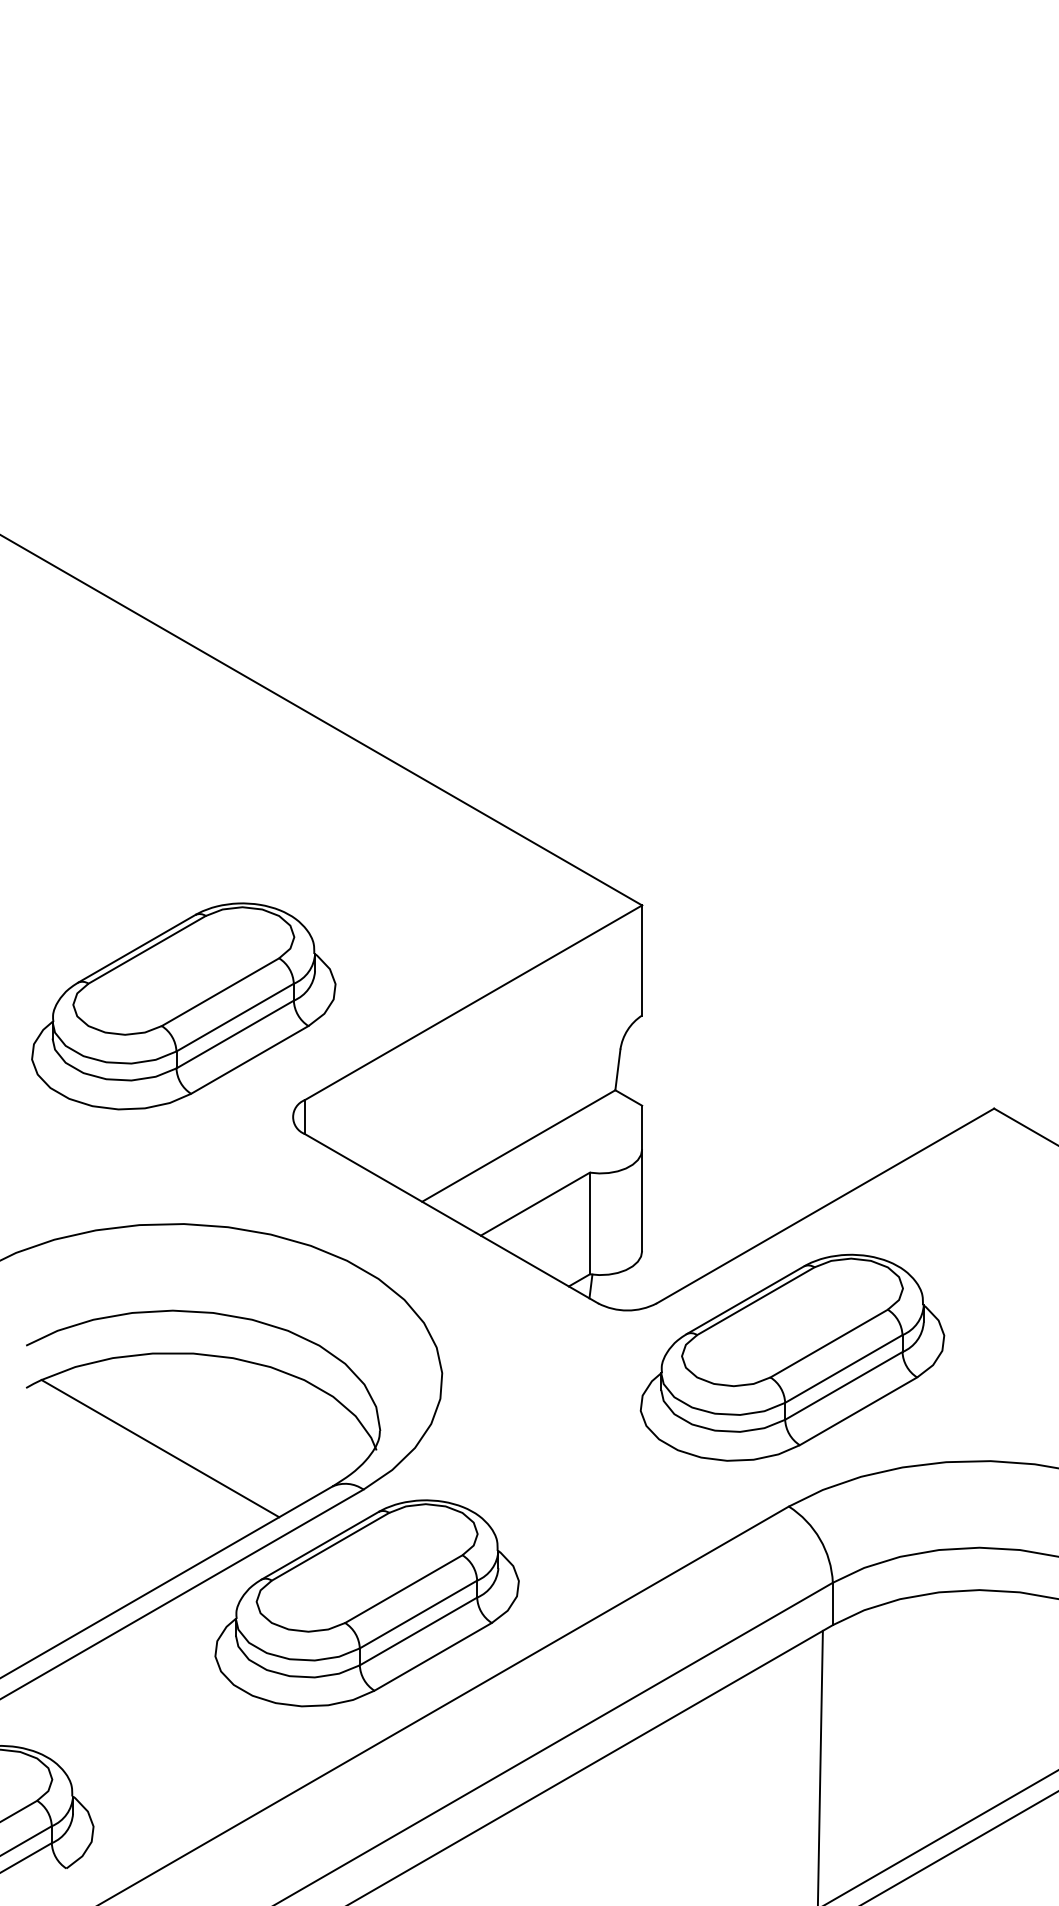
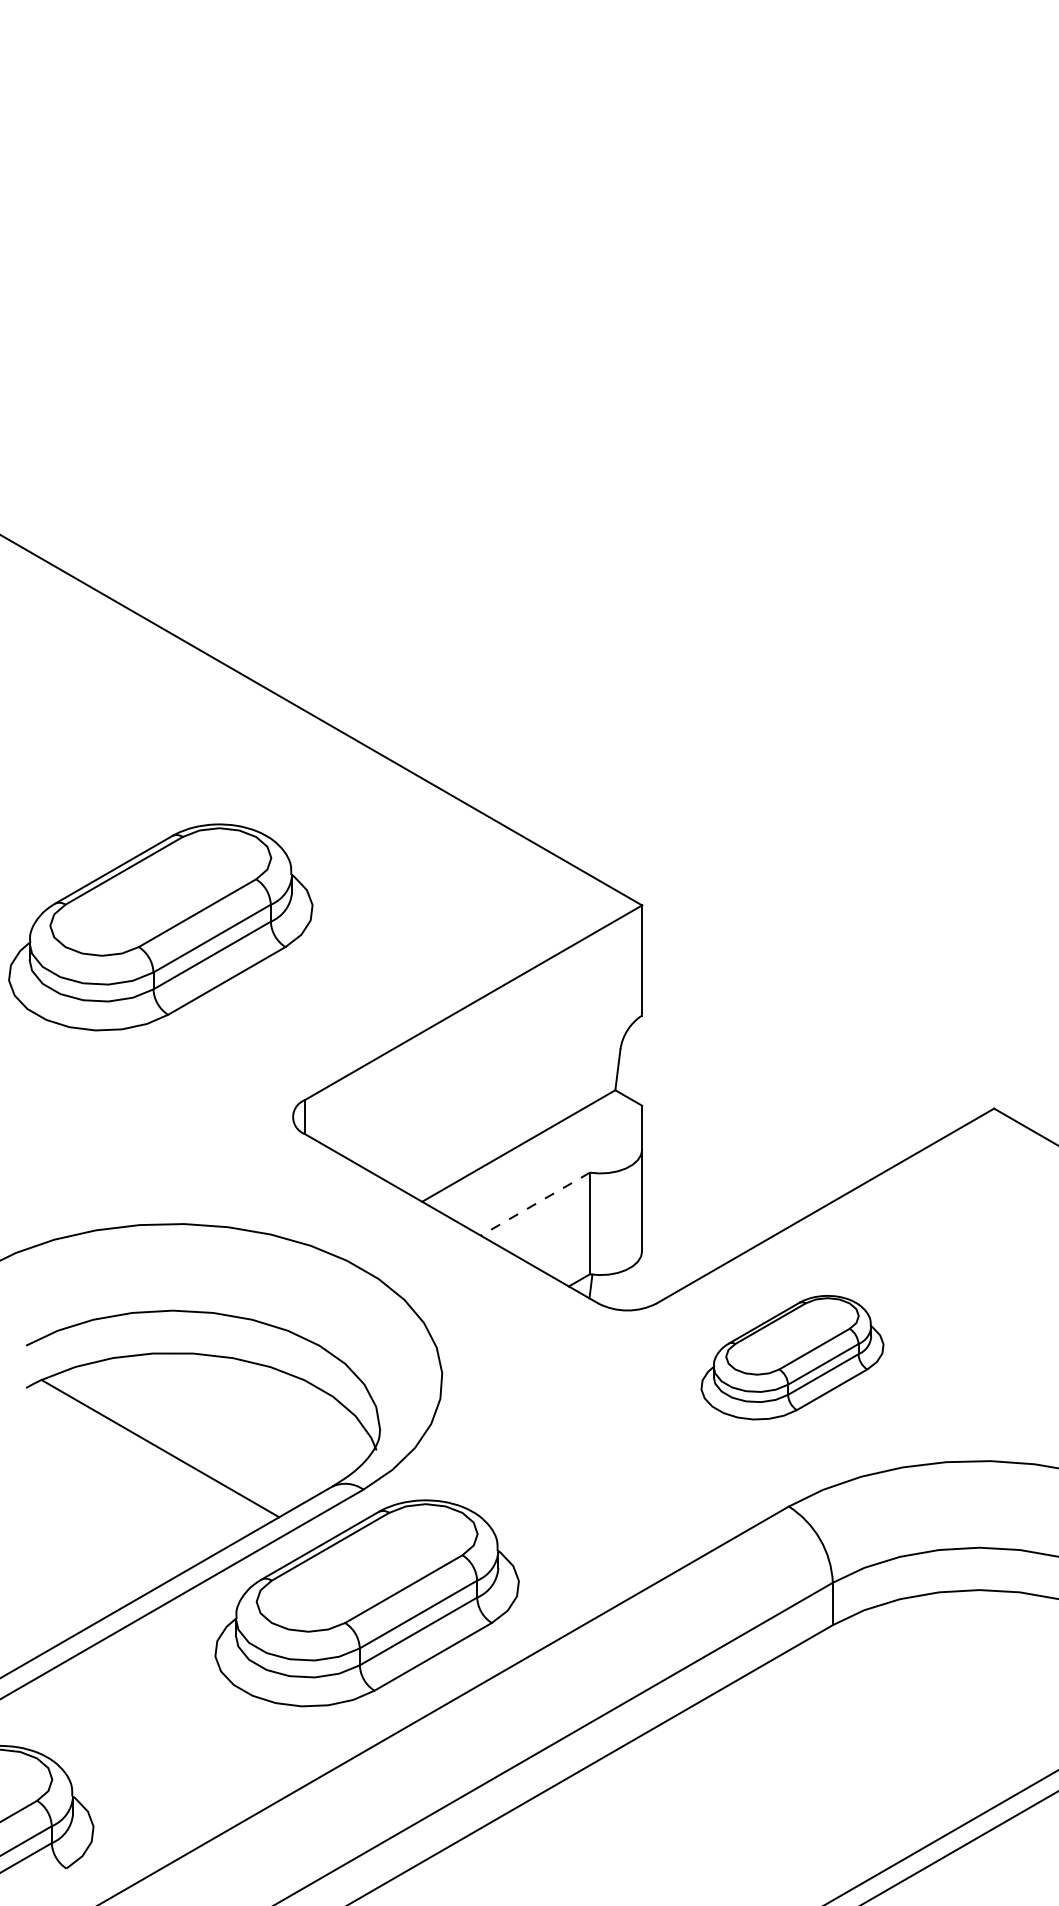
part position: (183, 1006) -> (160, 927) (160, 927)
line: solid -> dashed (535, 1204)
part size: 307x209 px -> 185x126 px (792, 1357)
line: present -> none (819, 1766)
